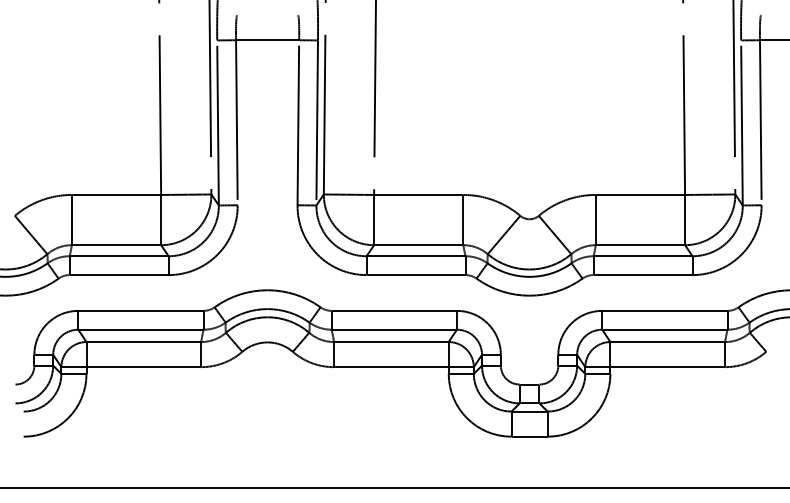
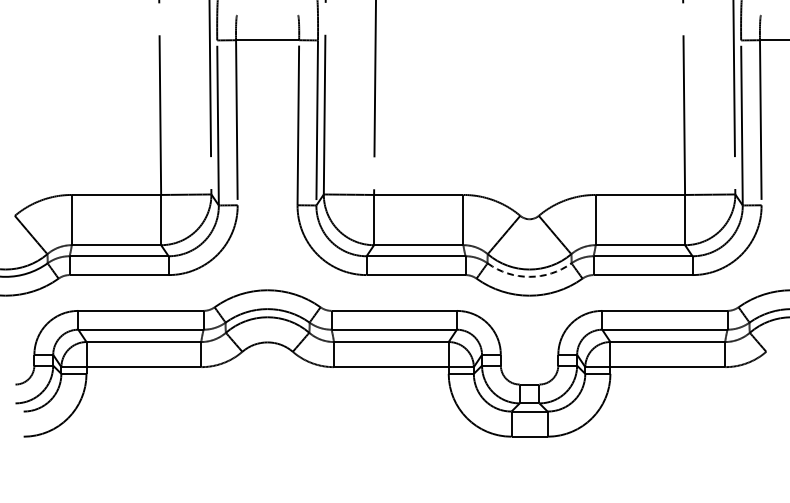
arc: solid -> dashed (529, 276)
line: present -> none (394, 487)
